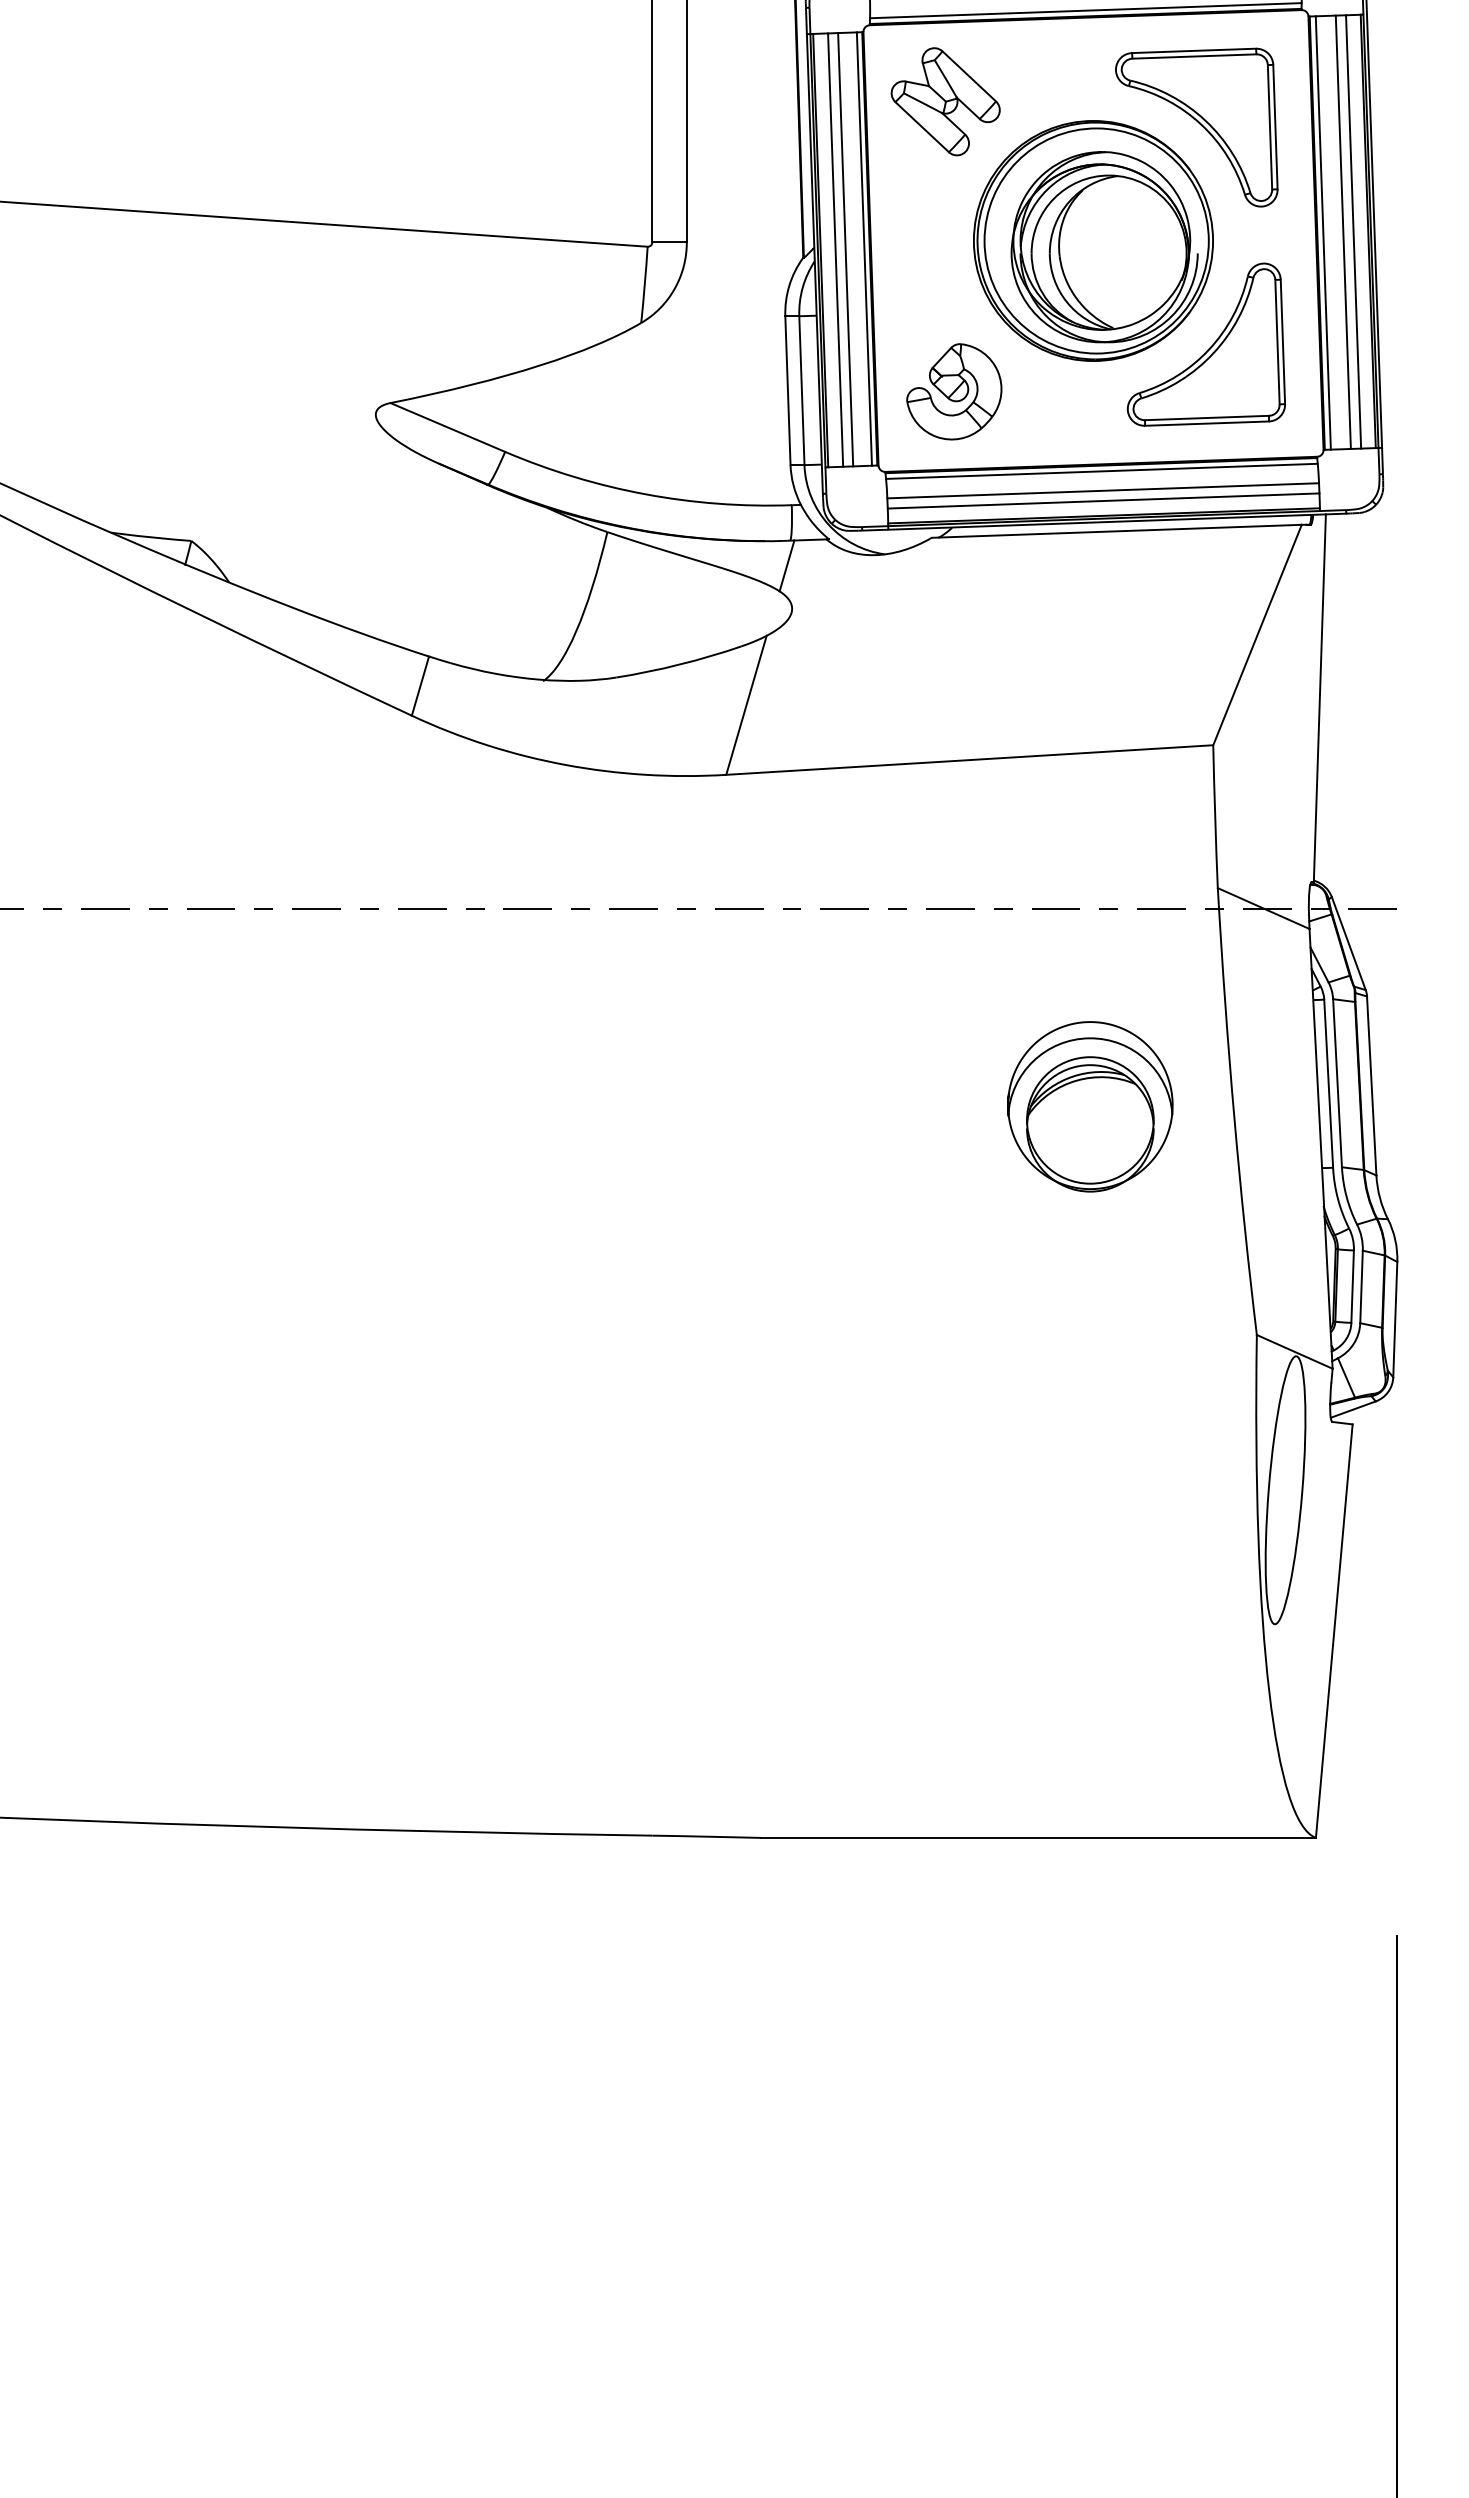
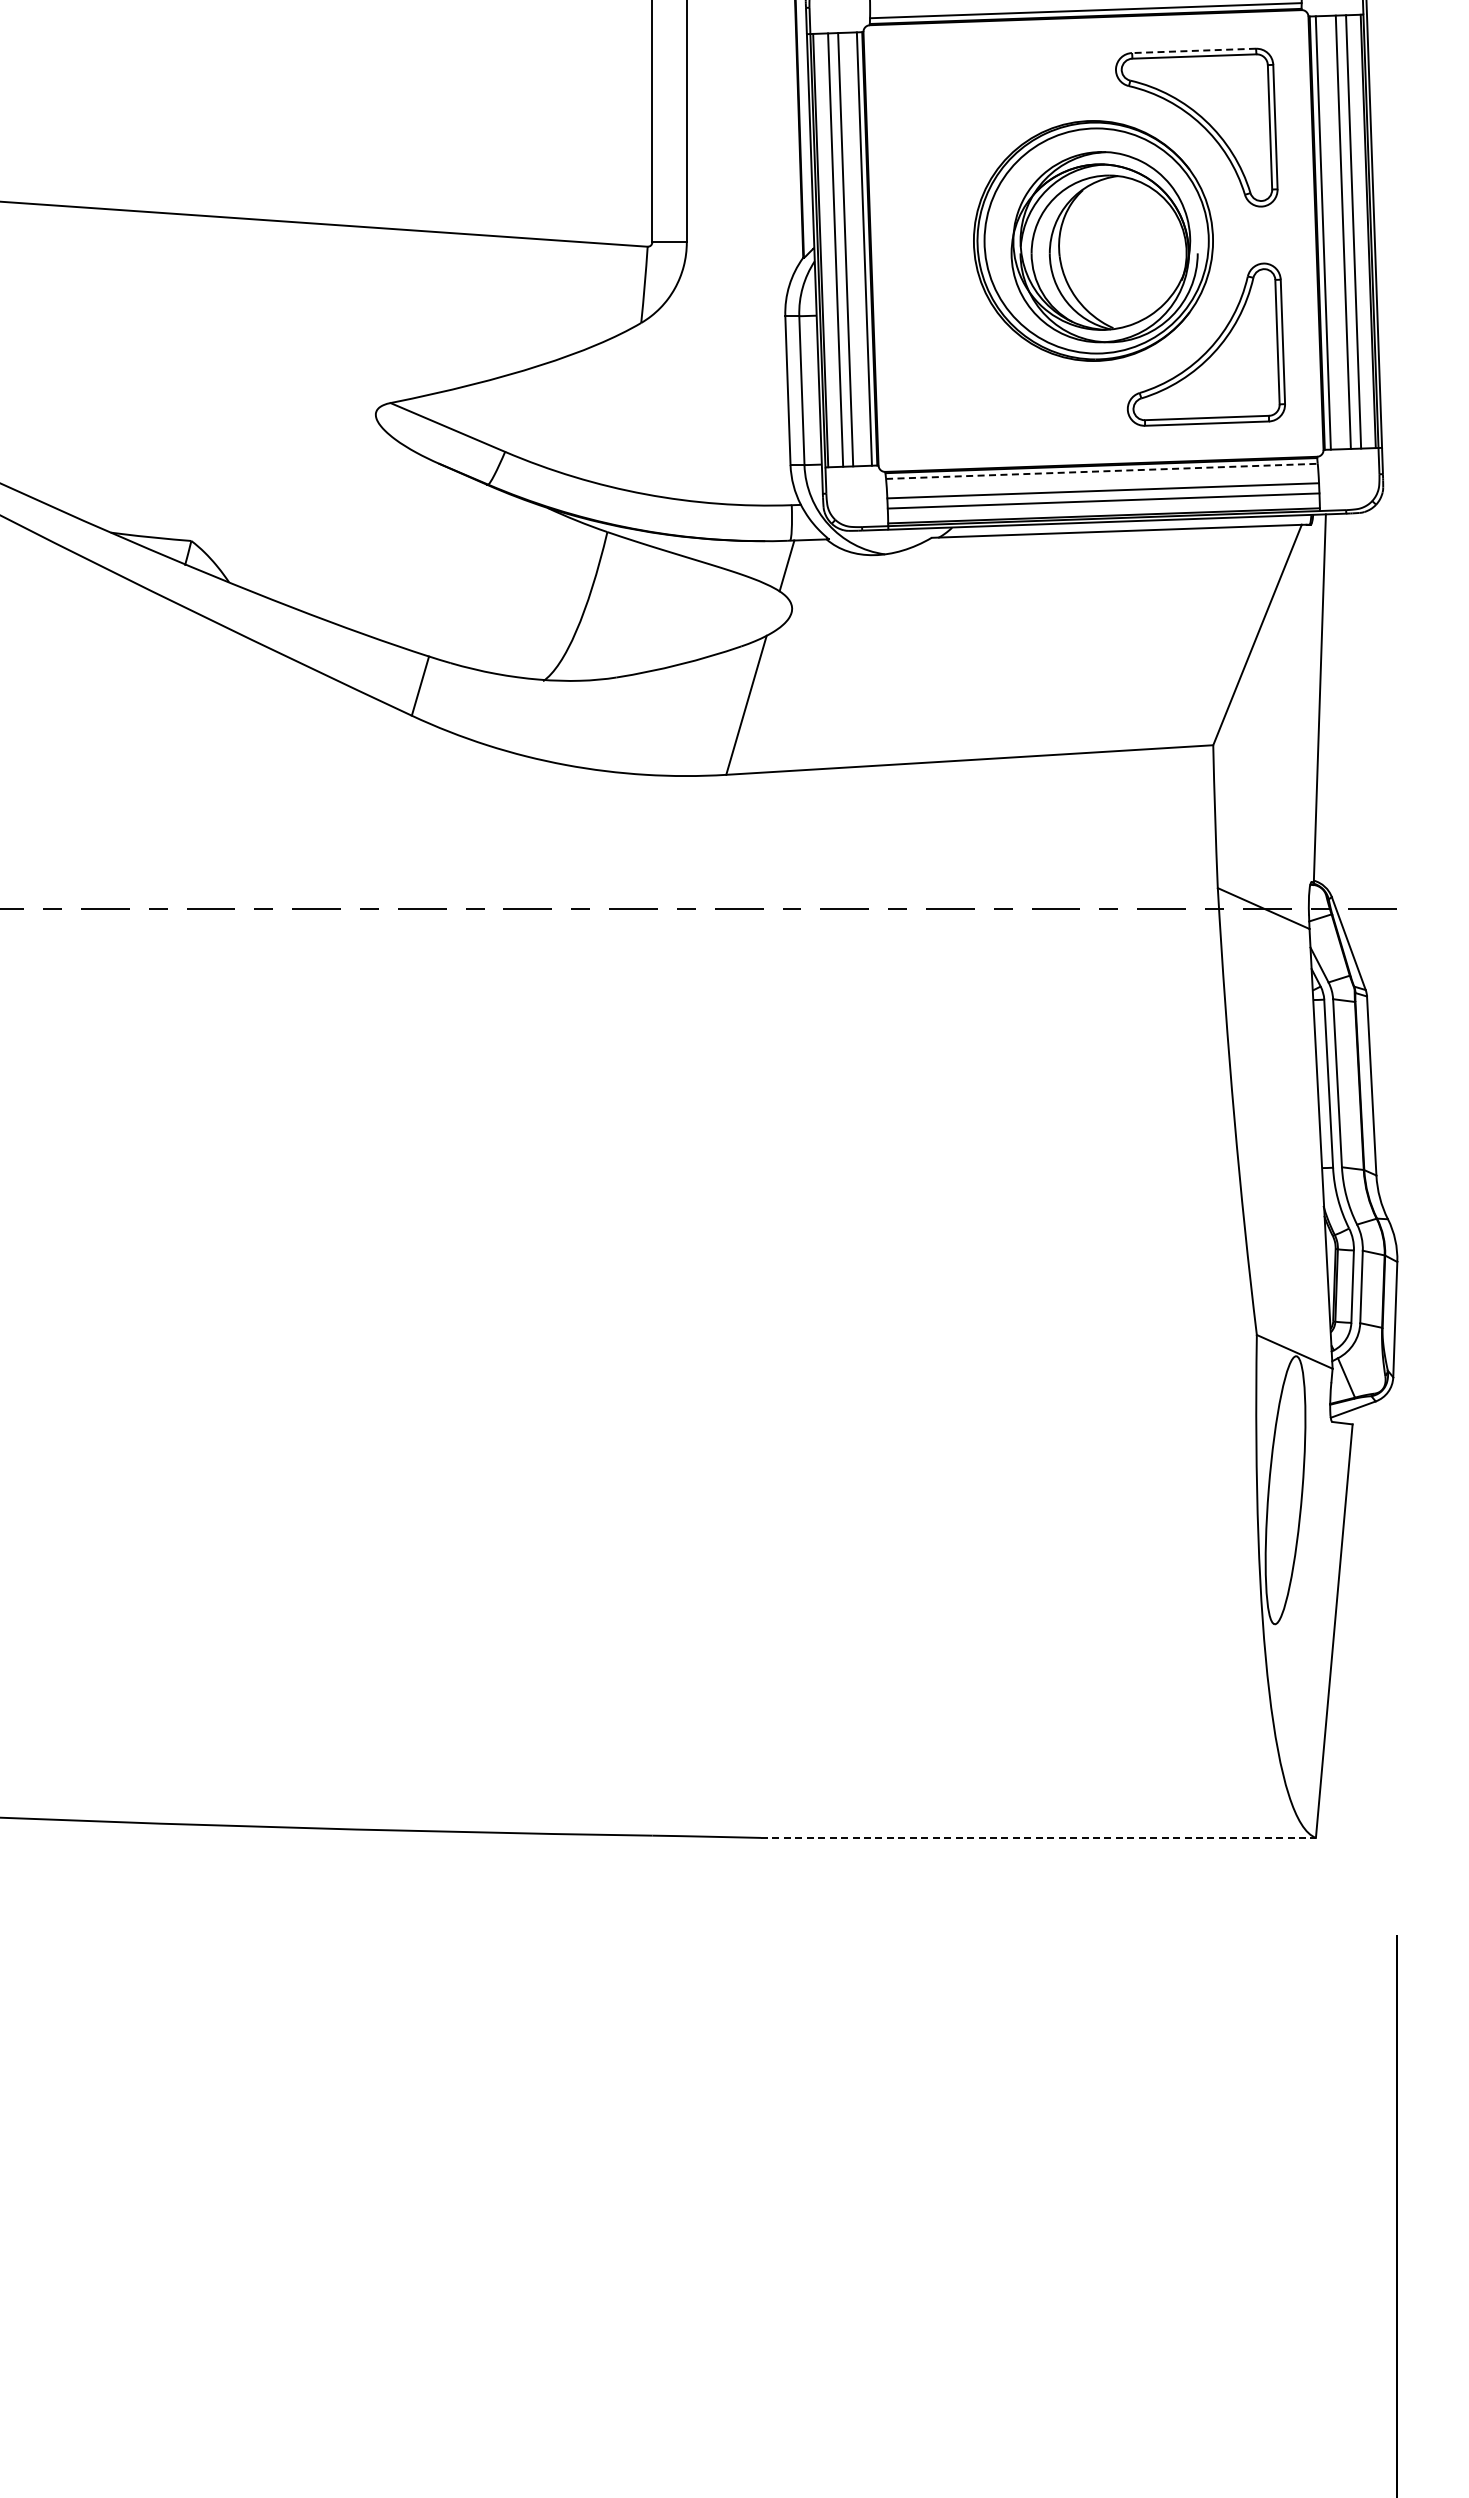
line: solid -> dashed (1193, 50)
part: present -> none (945, 101)
part: present -> none (954, 391)
line: solid -> dashed (1101, 471)
part: present -> none (1090, 1106)
line: solid -> dashed (1038, 1837)
